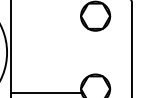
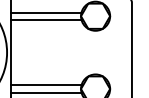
line: none -> present (46, 12)
line: none -> present (46, 19)
line: none -> present (46, 85)
